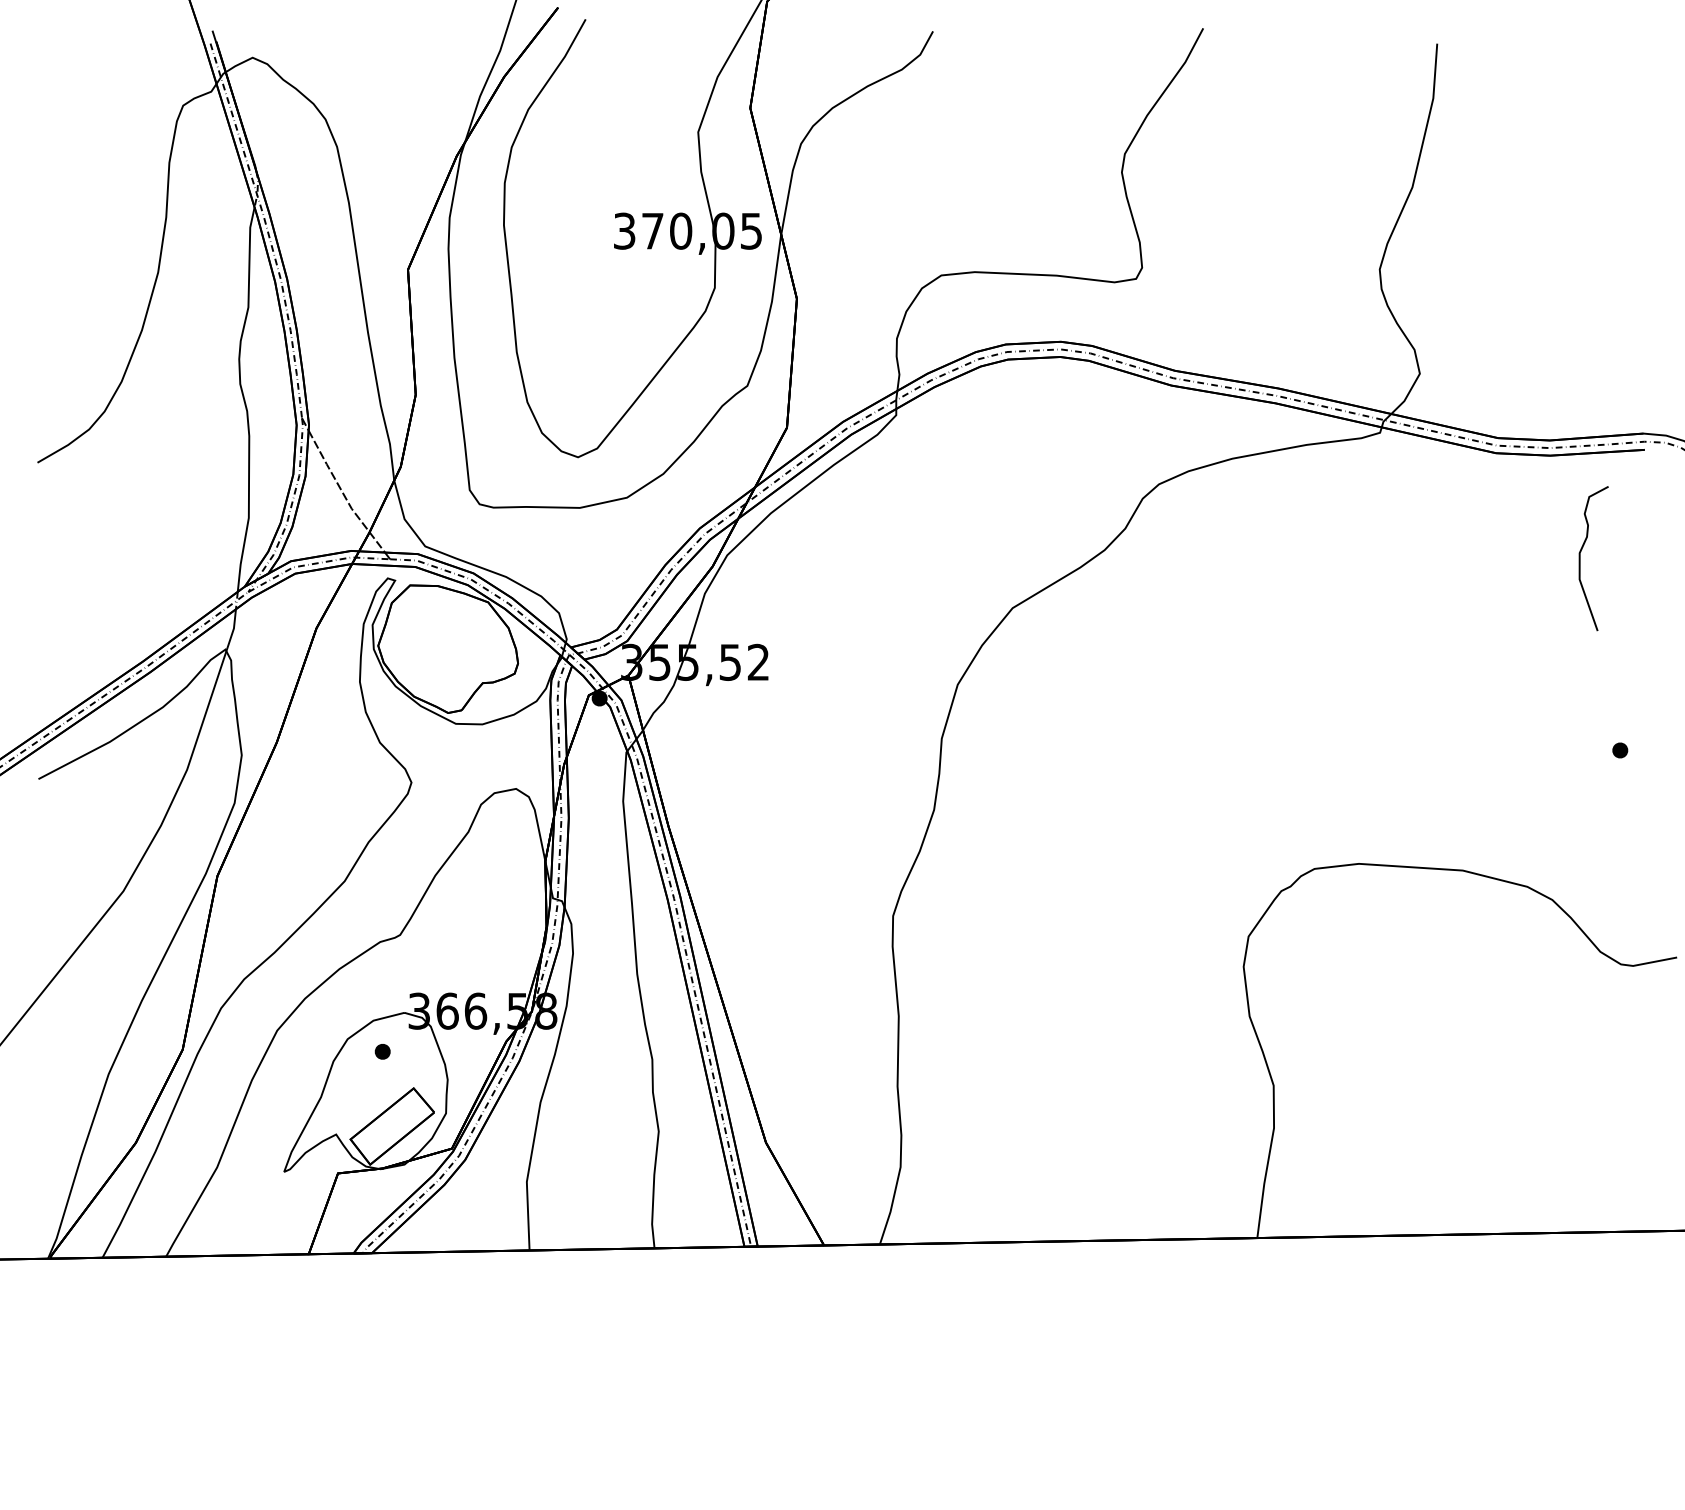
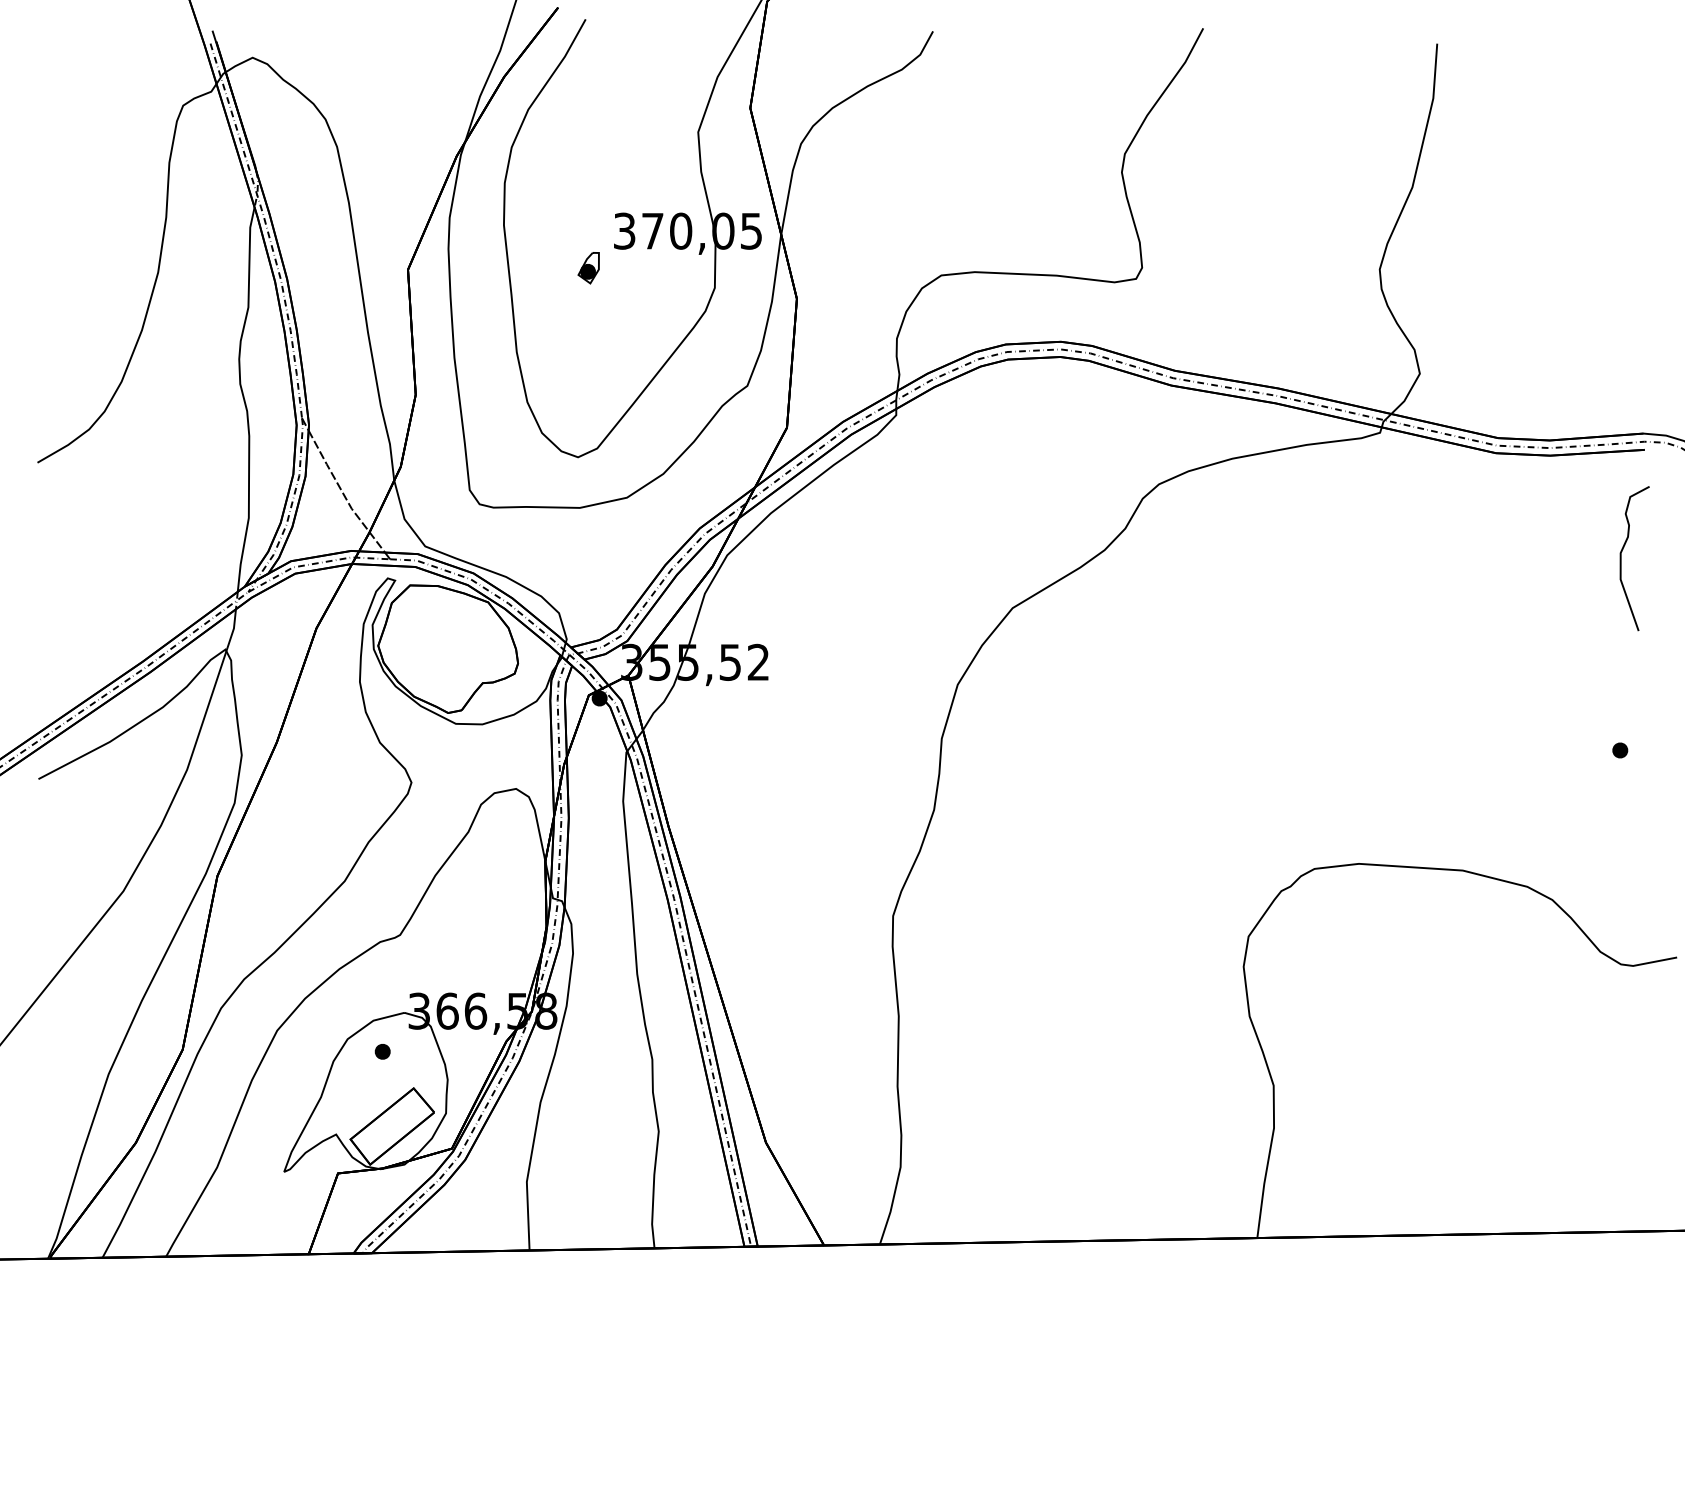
part: none -> present (588, 268)
curve position: (1580, 558) -> (1621, 558) (1621, 558)
